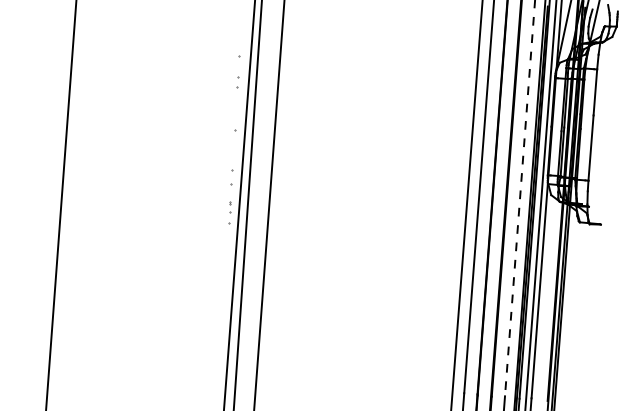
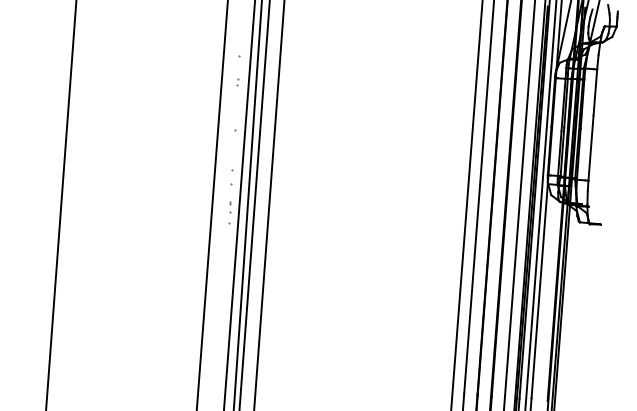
part size: 4x13 px -> 4x9 px (237, 82)
line: dashed -> solid (520, 198)
line: none -> present (212, 204)
line: none -> present (254, 204)
